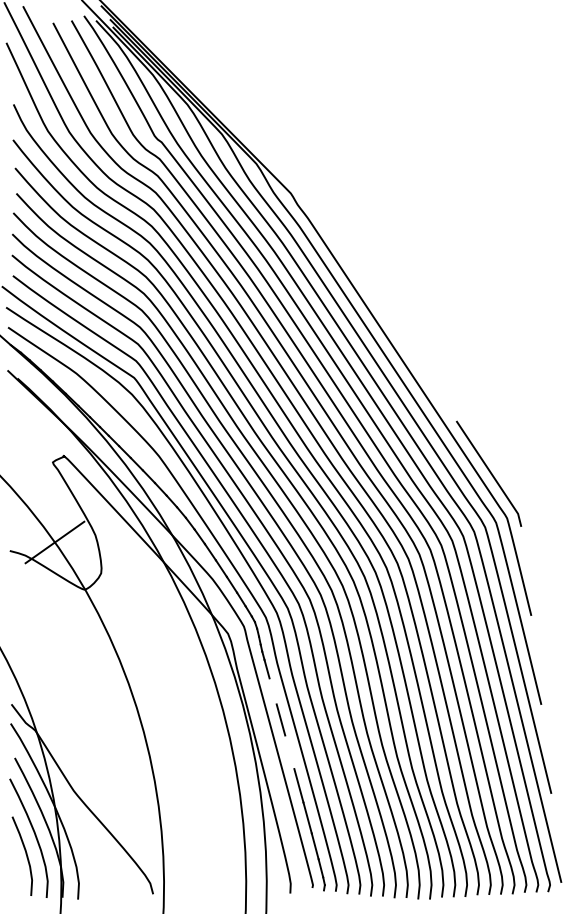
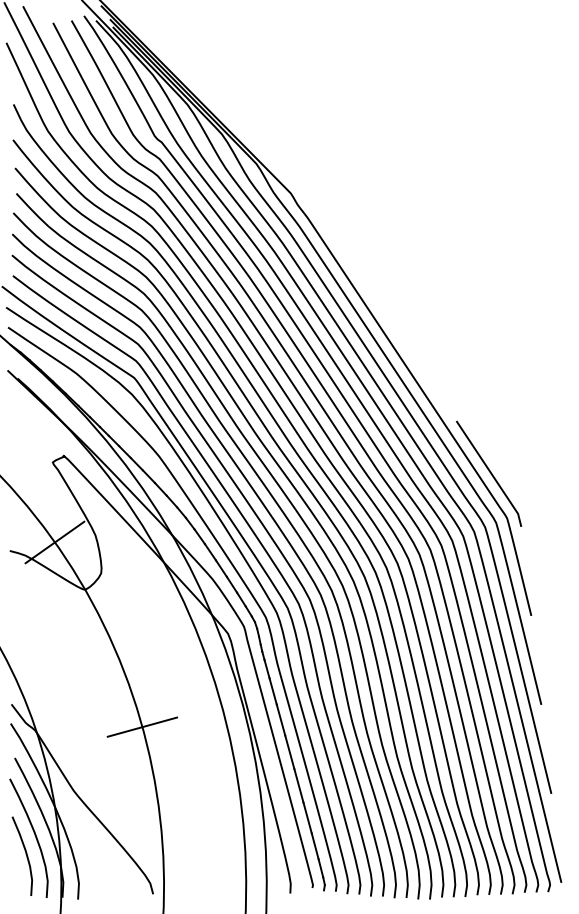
line: none -> present (272, 691)
line: none -> present (142, 726)
line: none -> present (289, 752)
